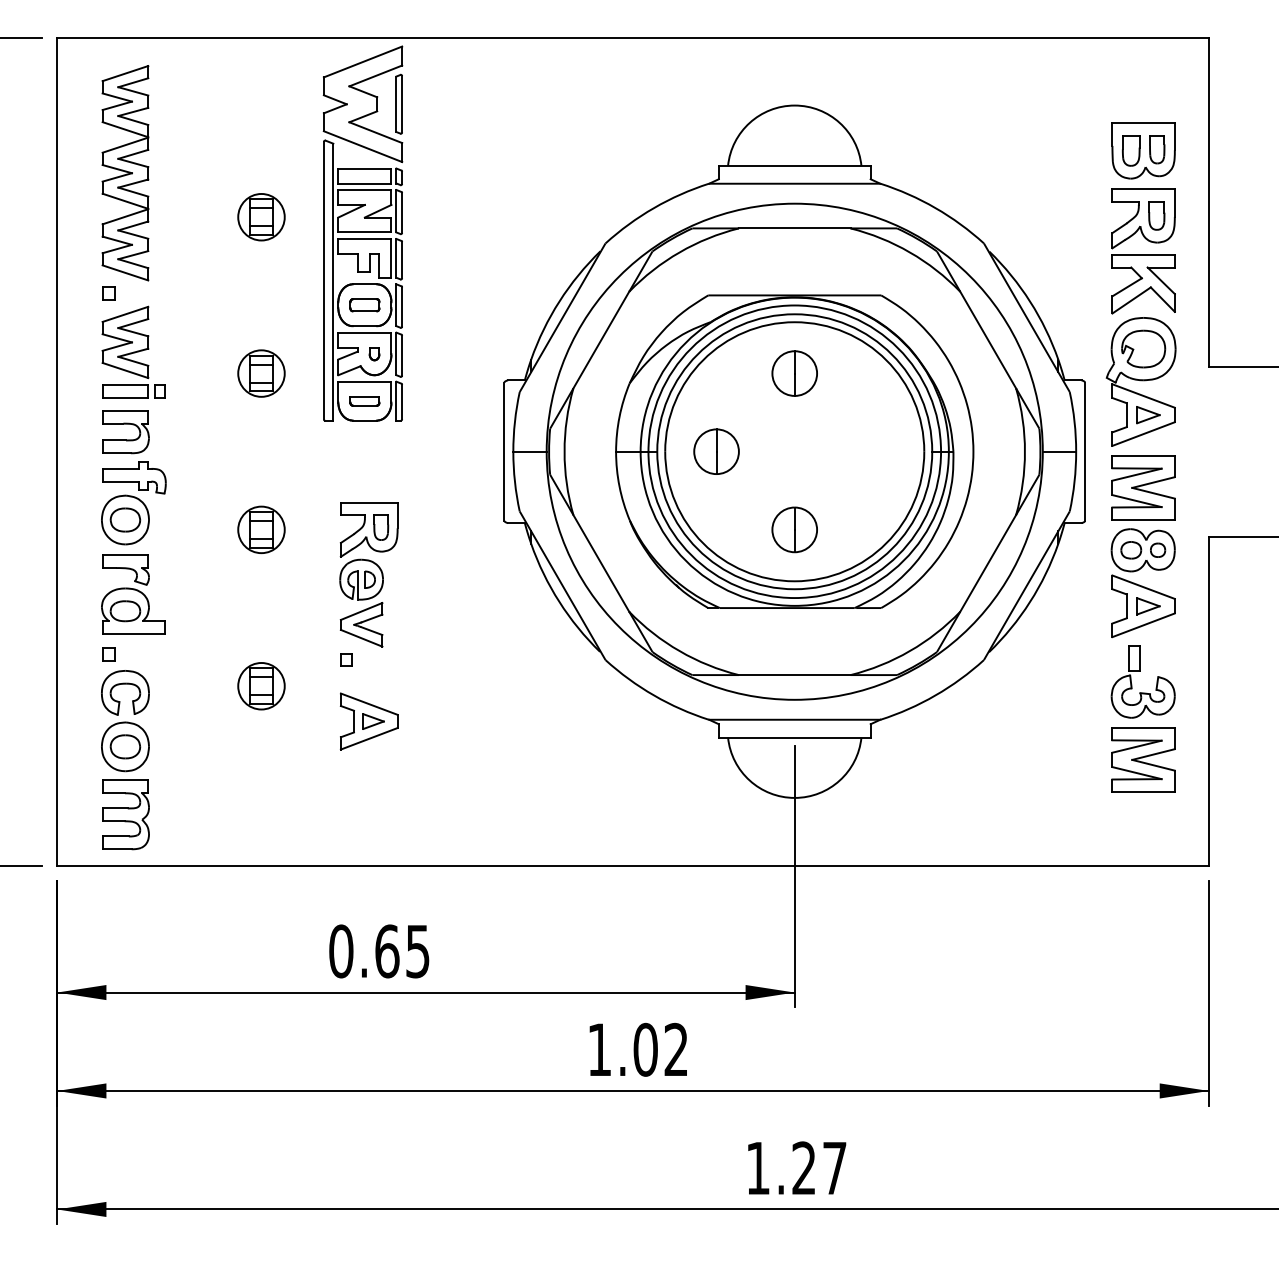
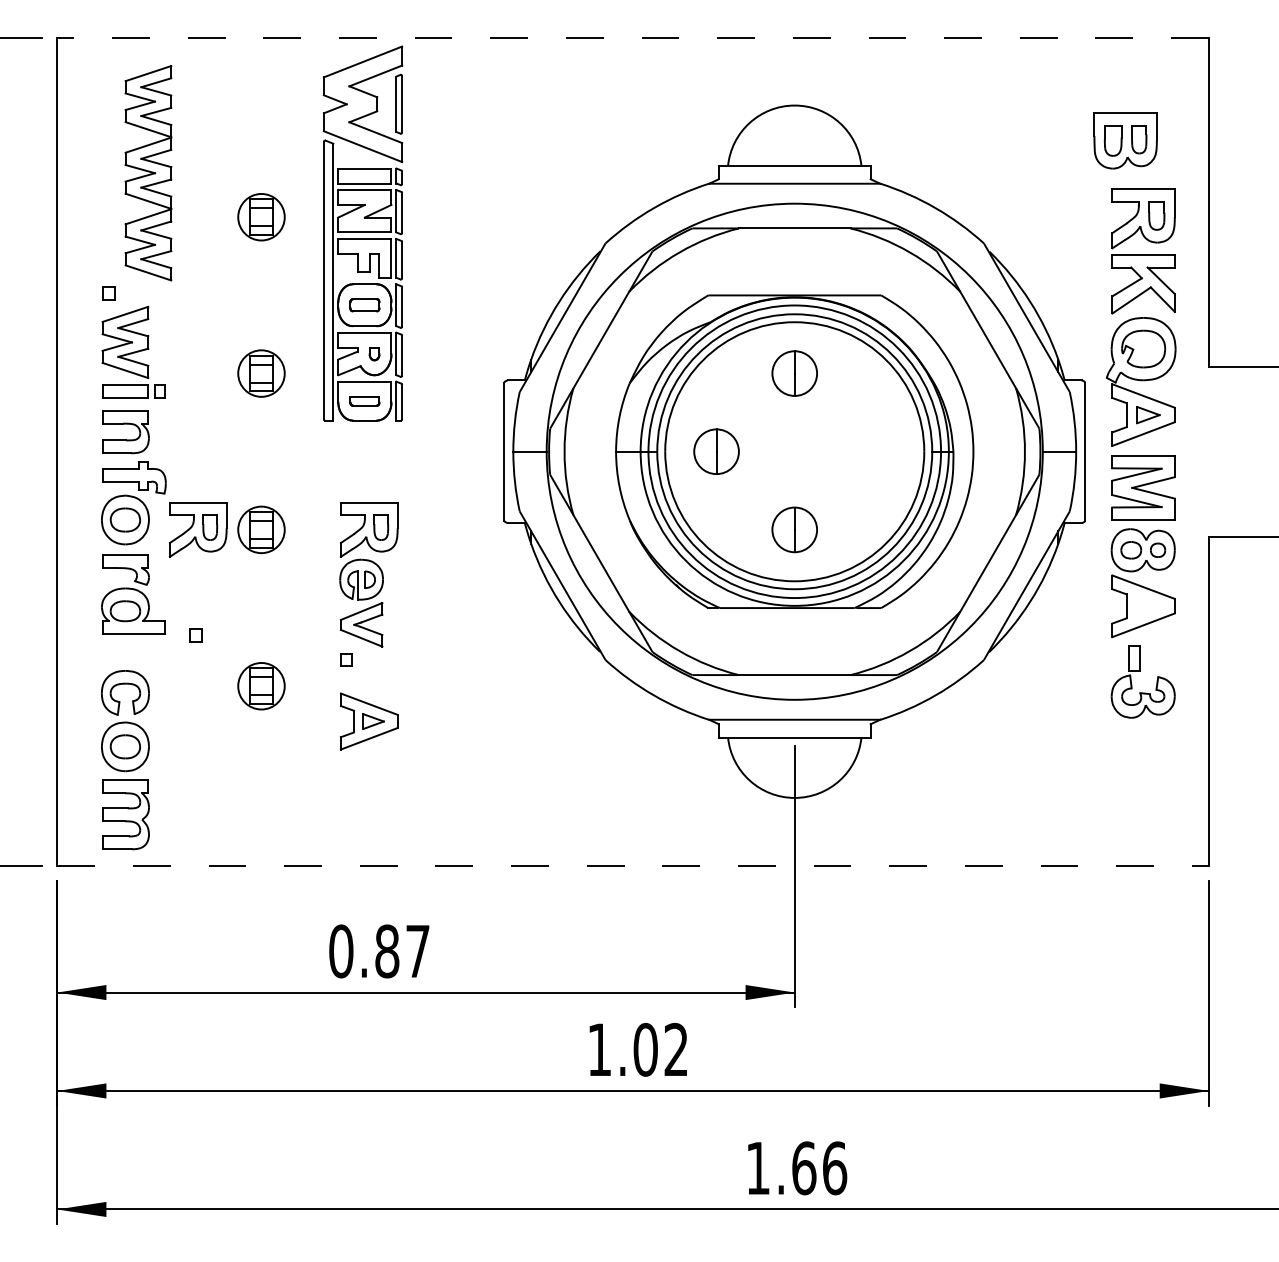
line: solid -> dashed (633, 37)
part position: (1143, 150) -> (1125, 140) (1125, 140)
part position: (125, 173) -> (148, 173) (148, 173)
part: none -> present (197, 529)
part: present -> none (1148, 606)
part position: (108, 654) -> (195, 635) (195, 635)
part: present -> none (1143, 759)
line: solid -> dashed (633, 865)
text: 0.65 -> 0.87 (402, 951)
text: 1.27 -> 1.66 (819, 1168)
